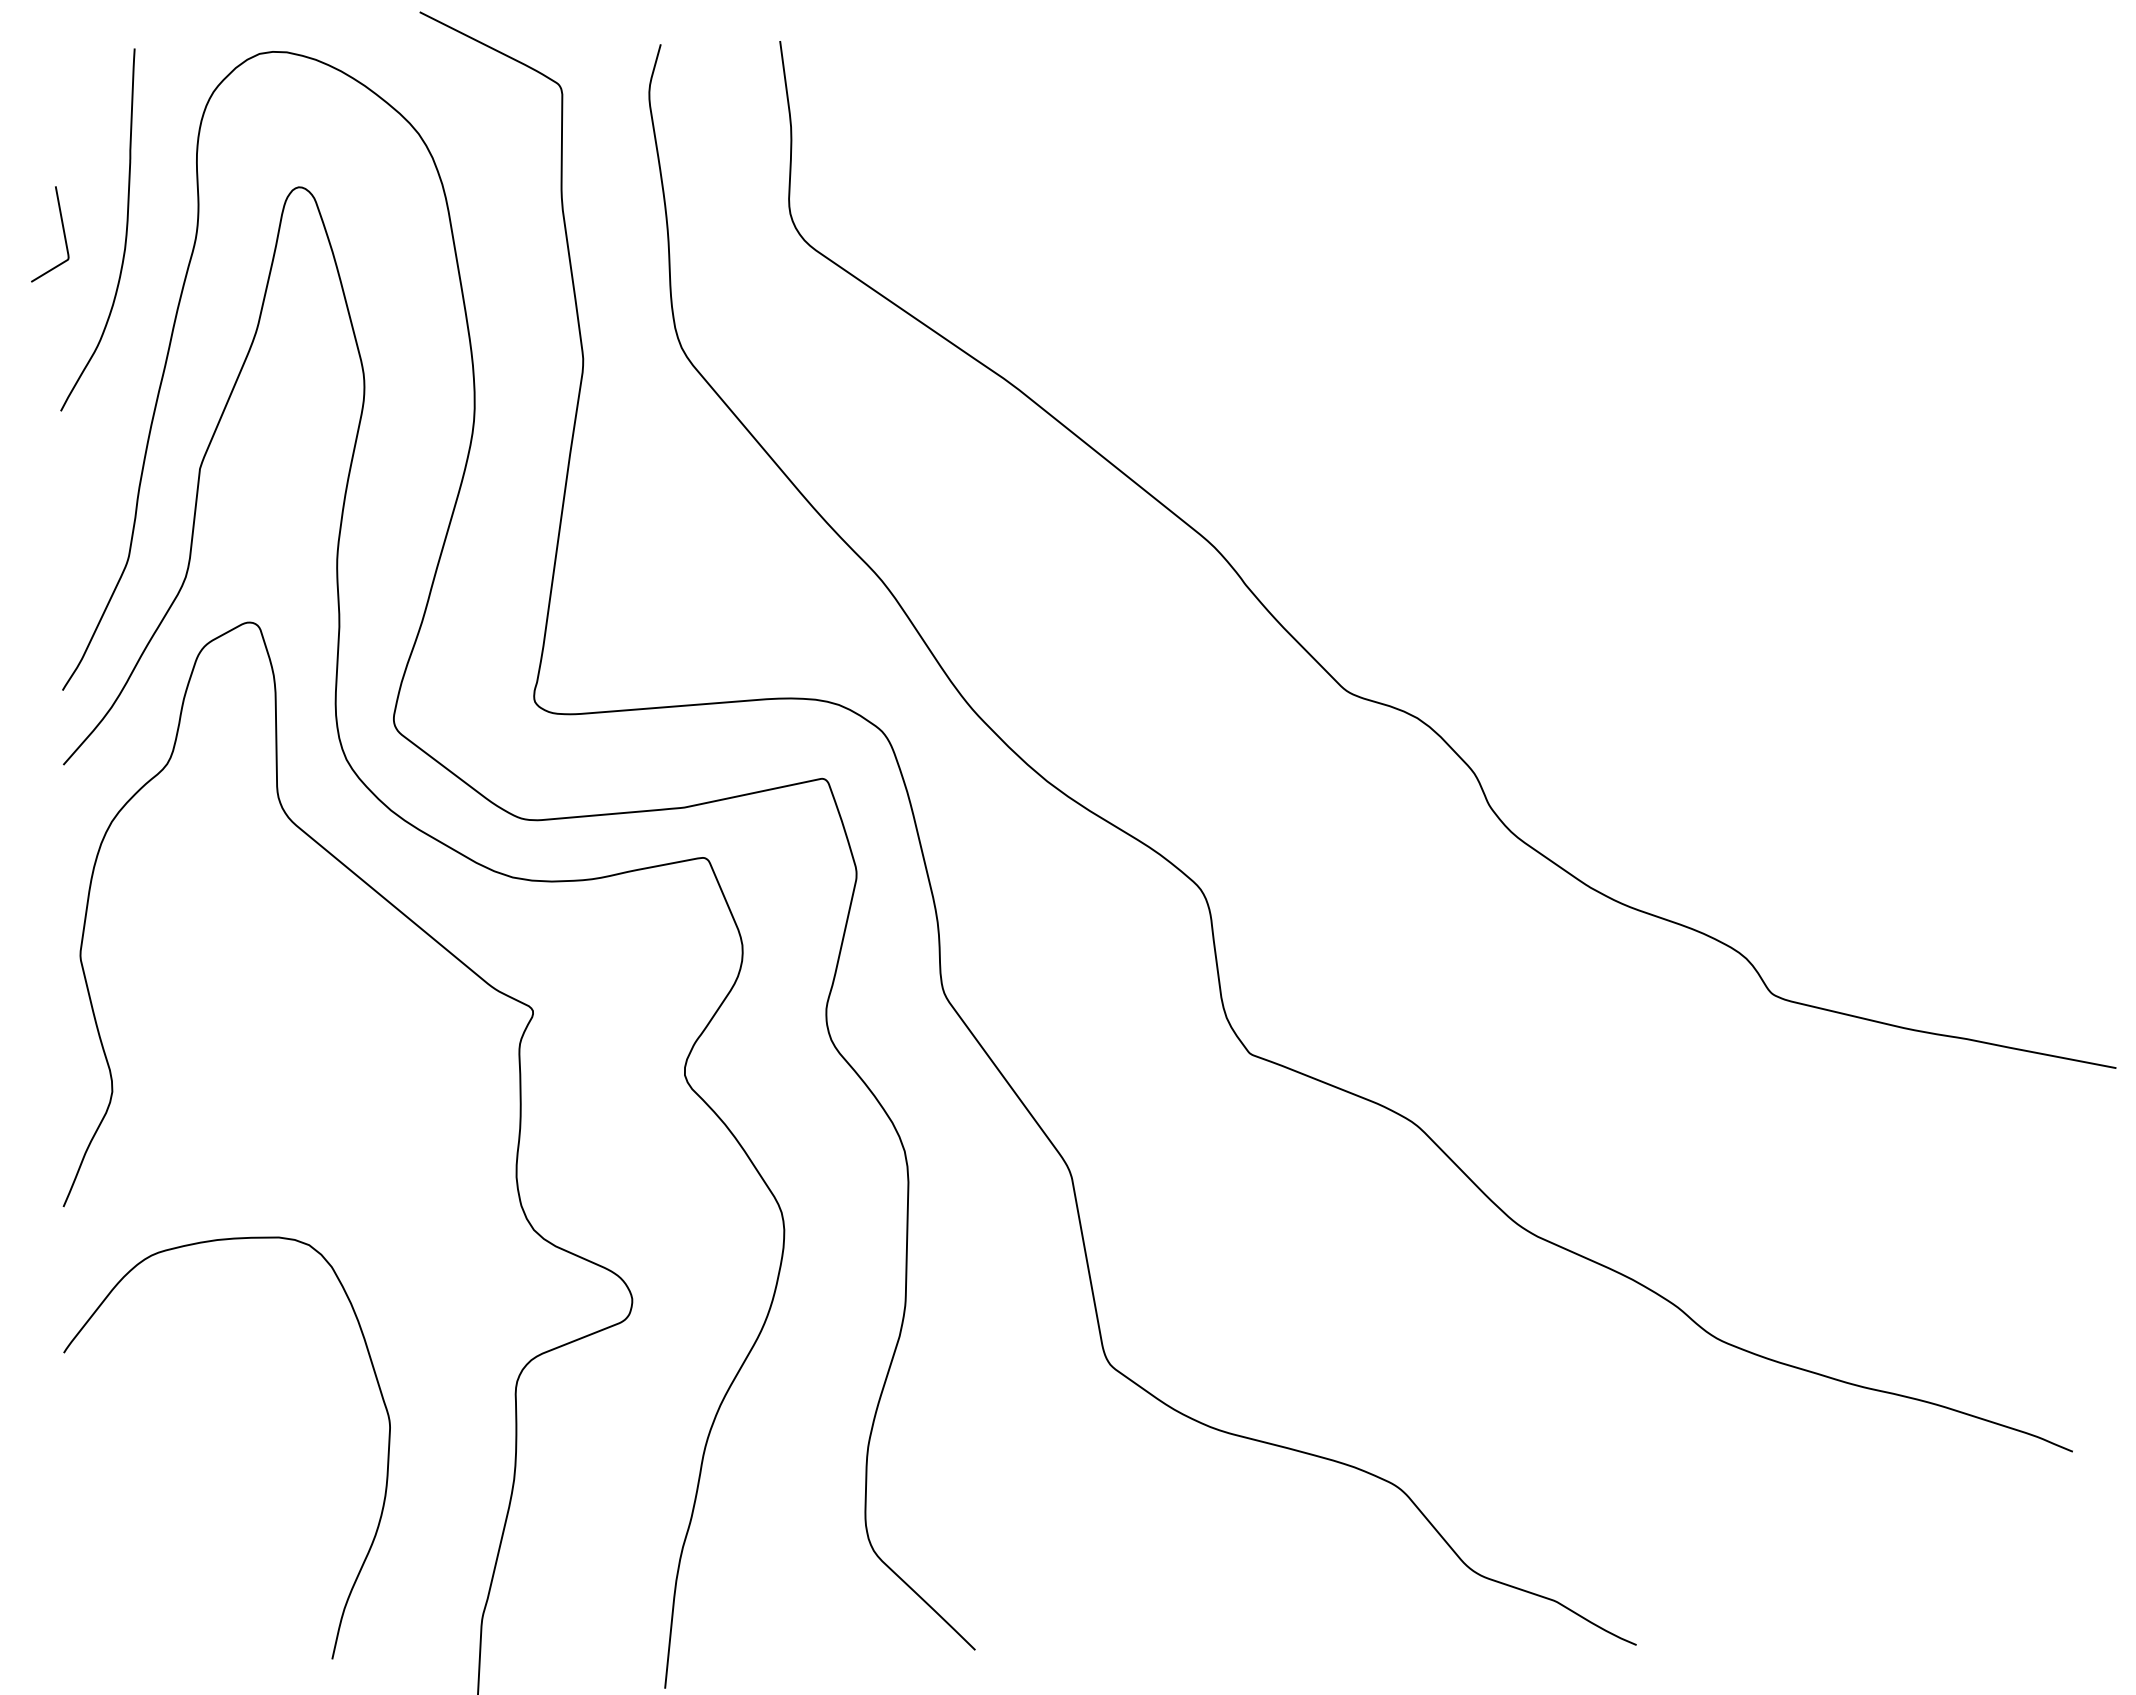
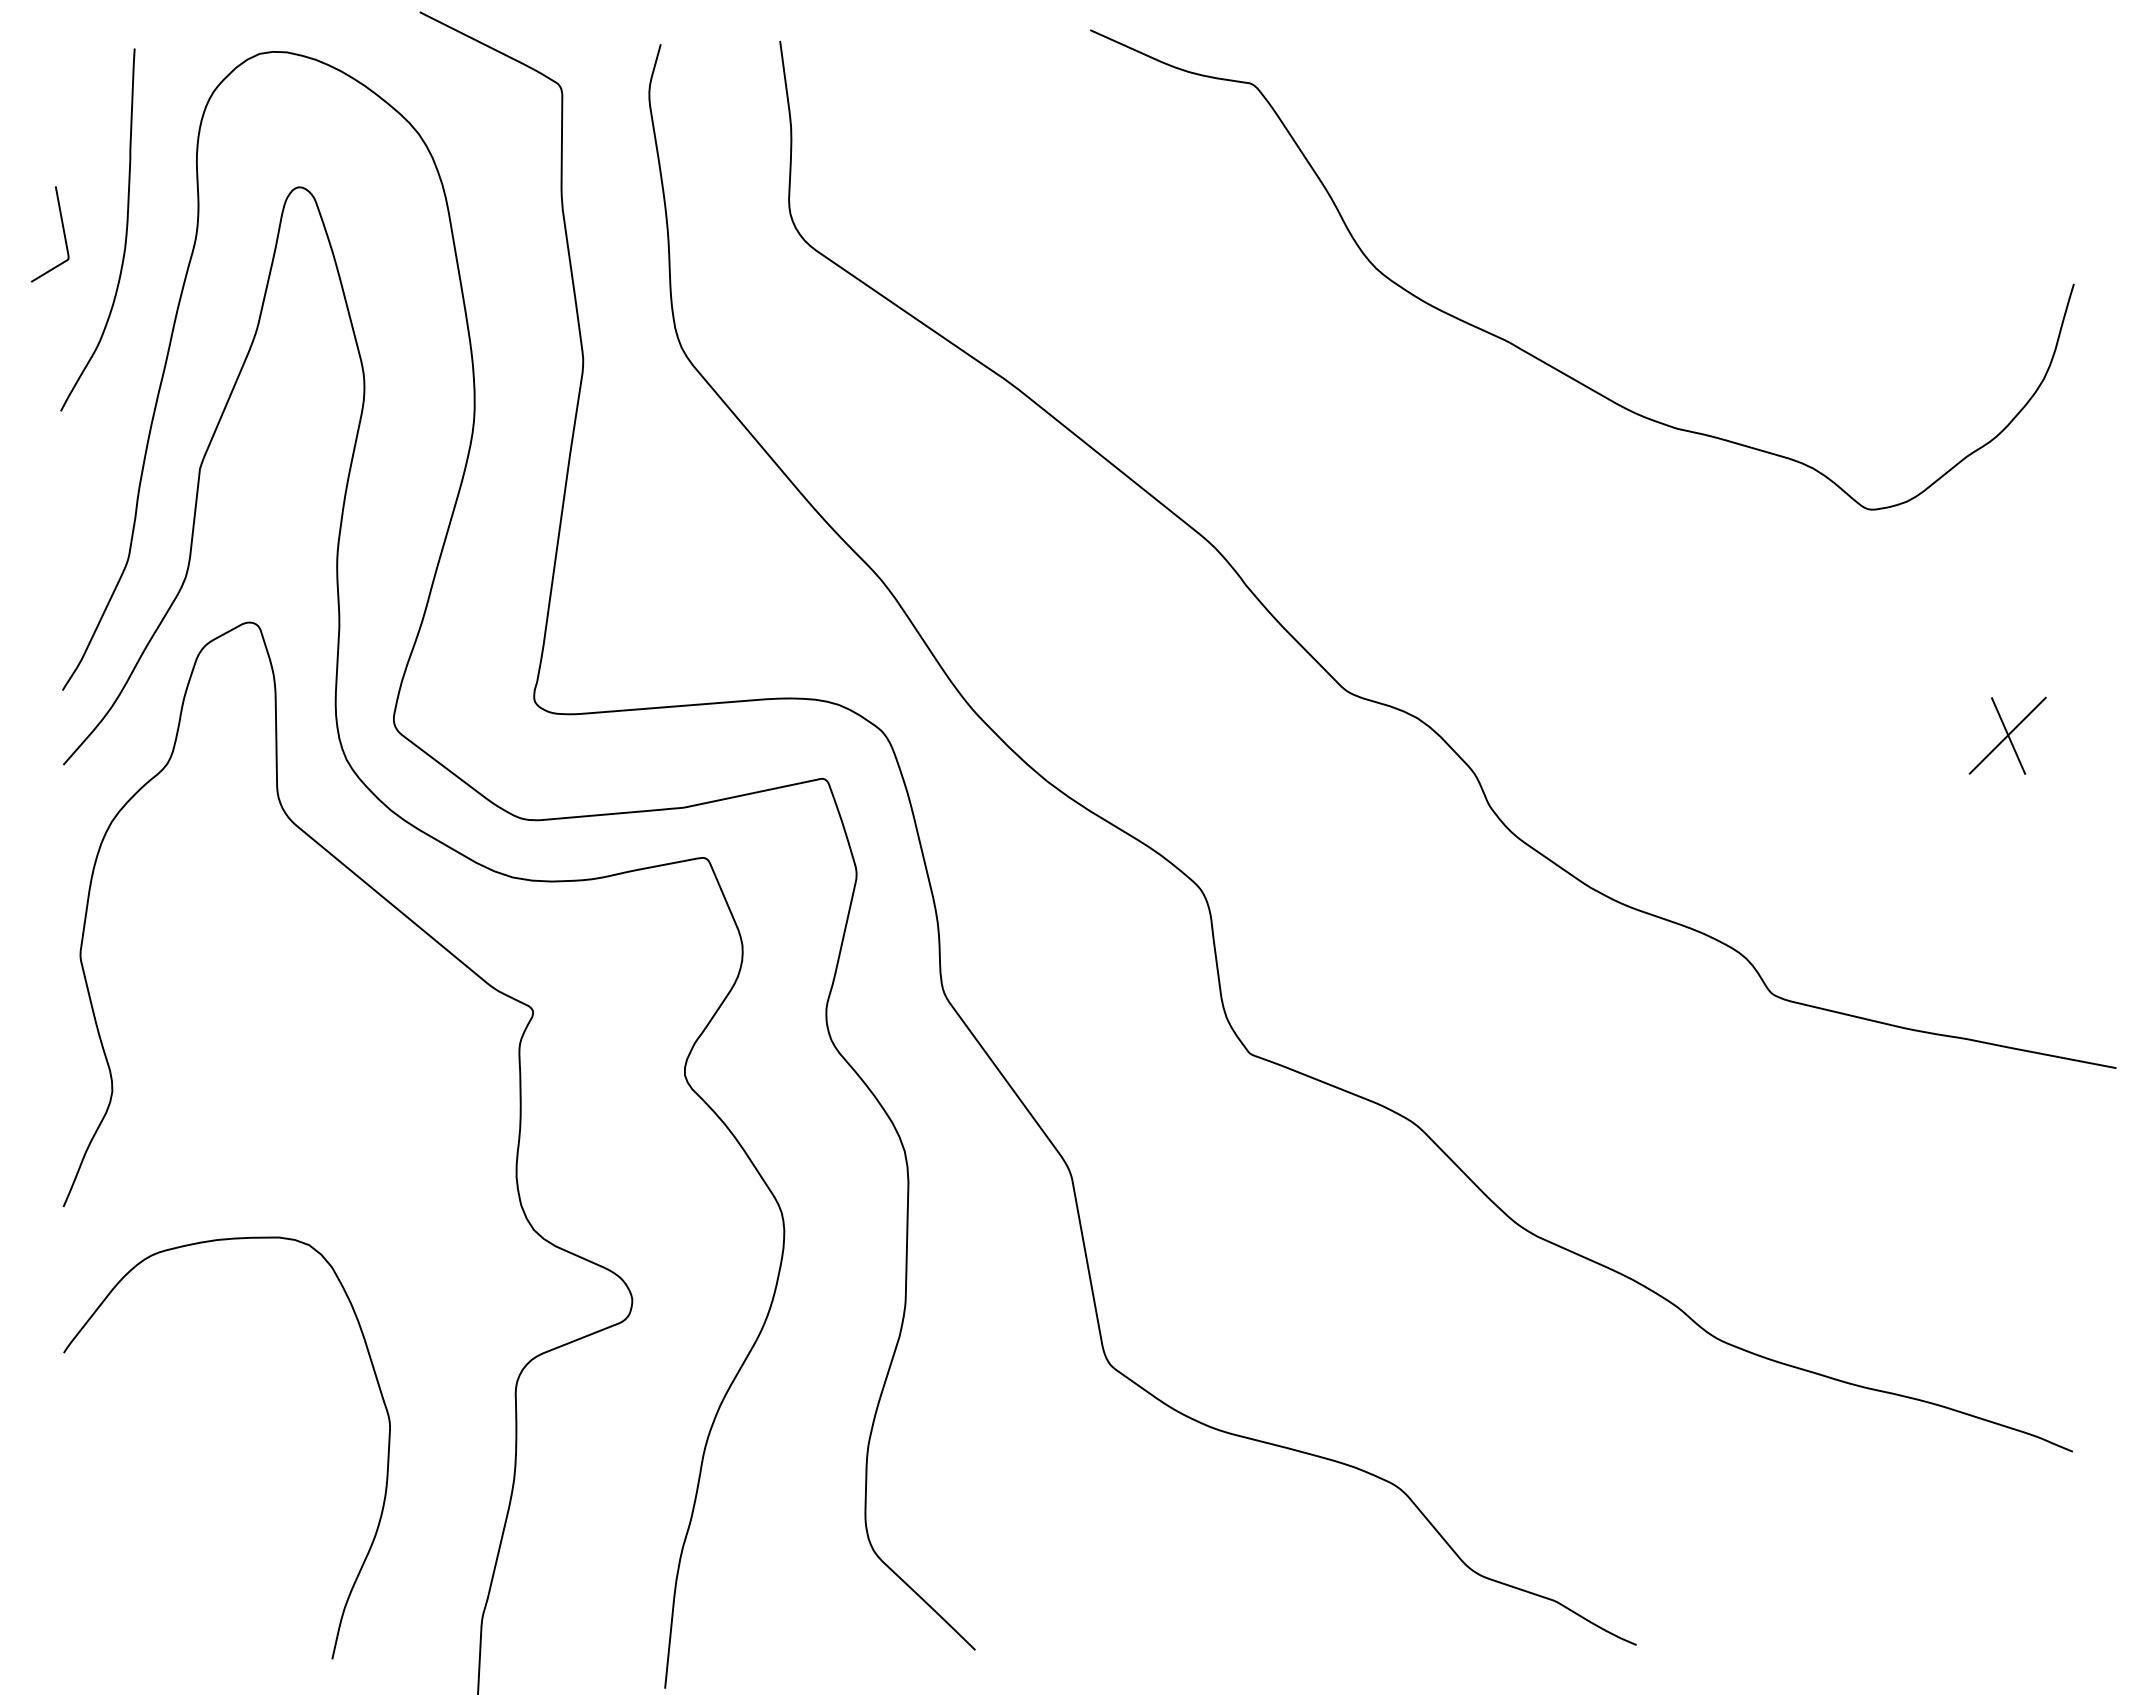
curve: none -> present (1534, 355)
part: none -> present (2007, 735)
